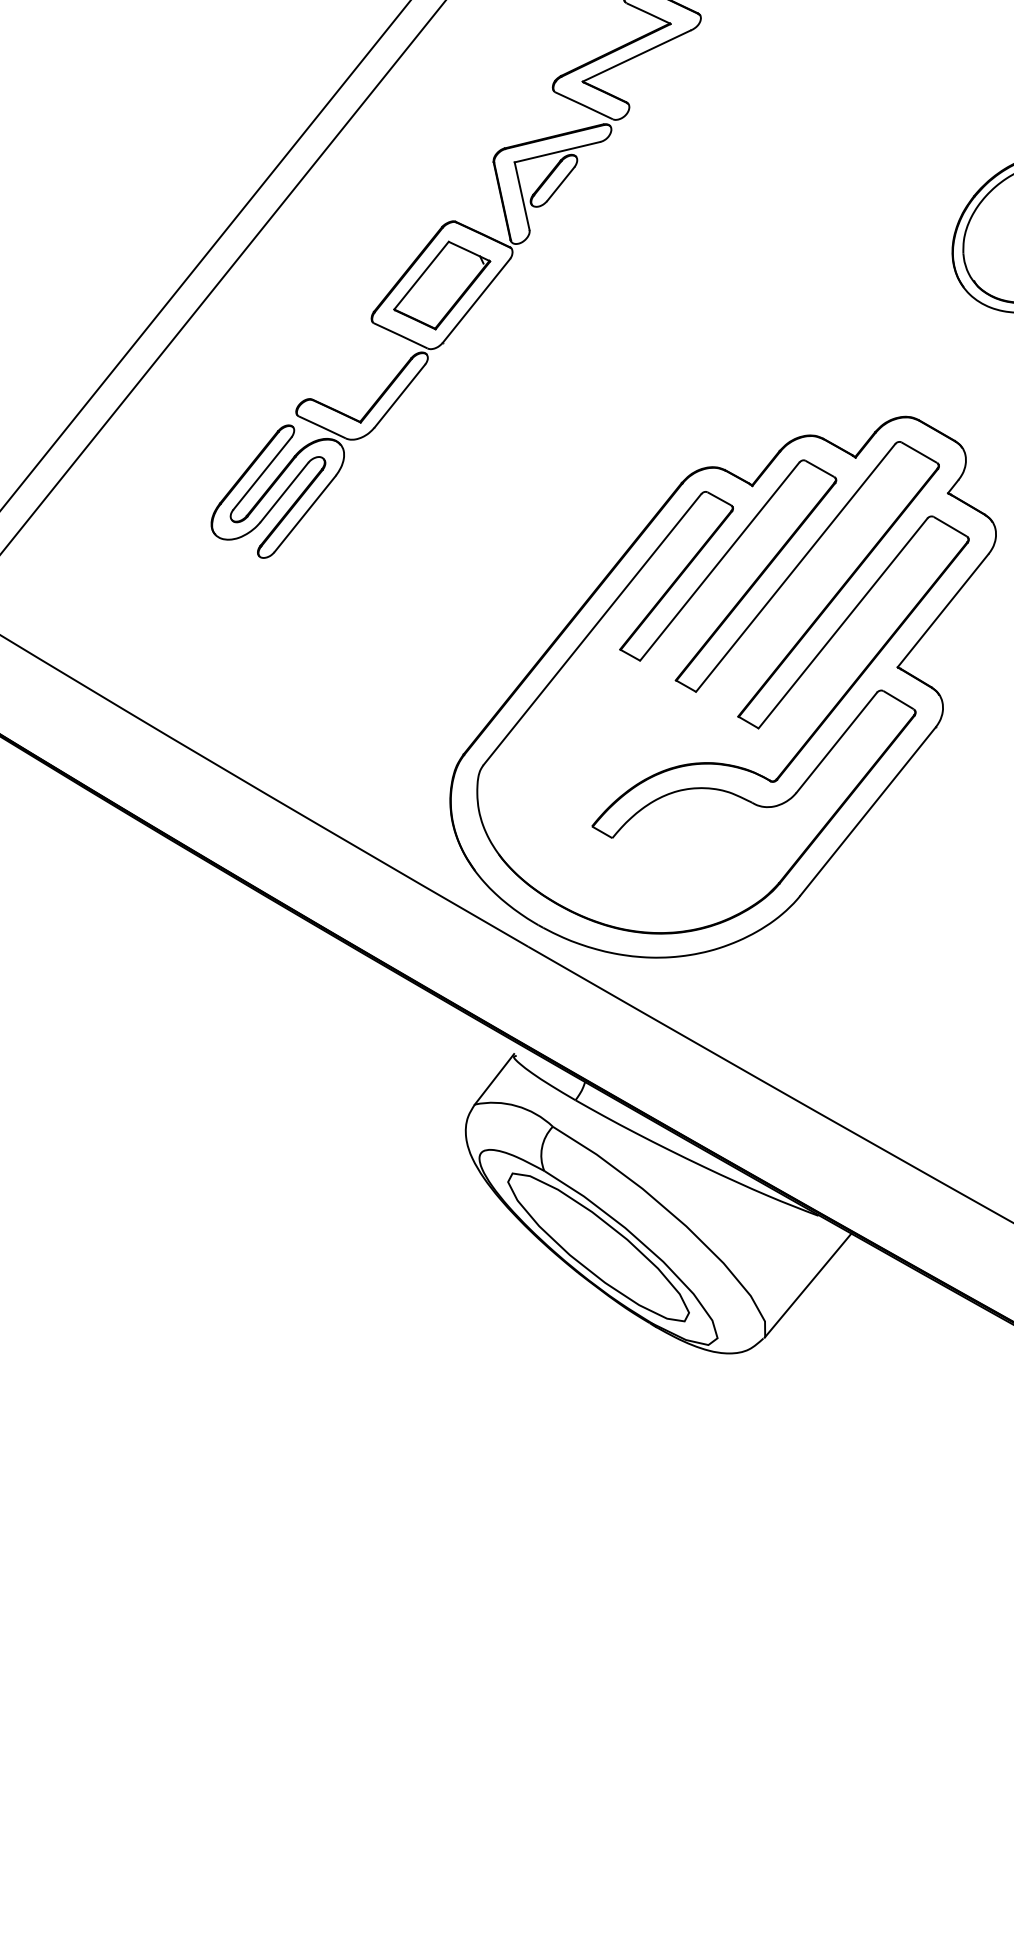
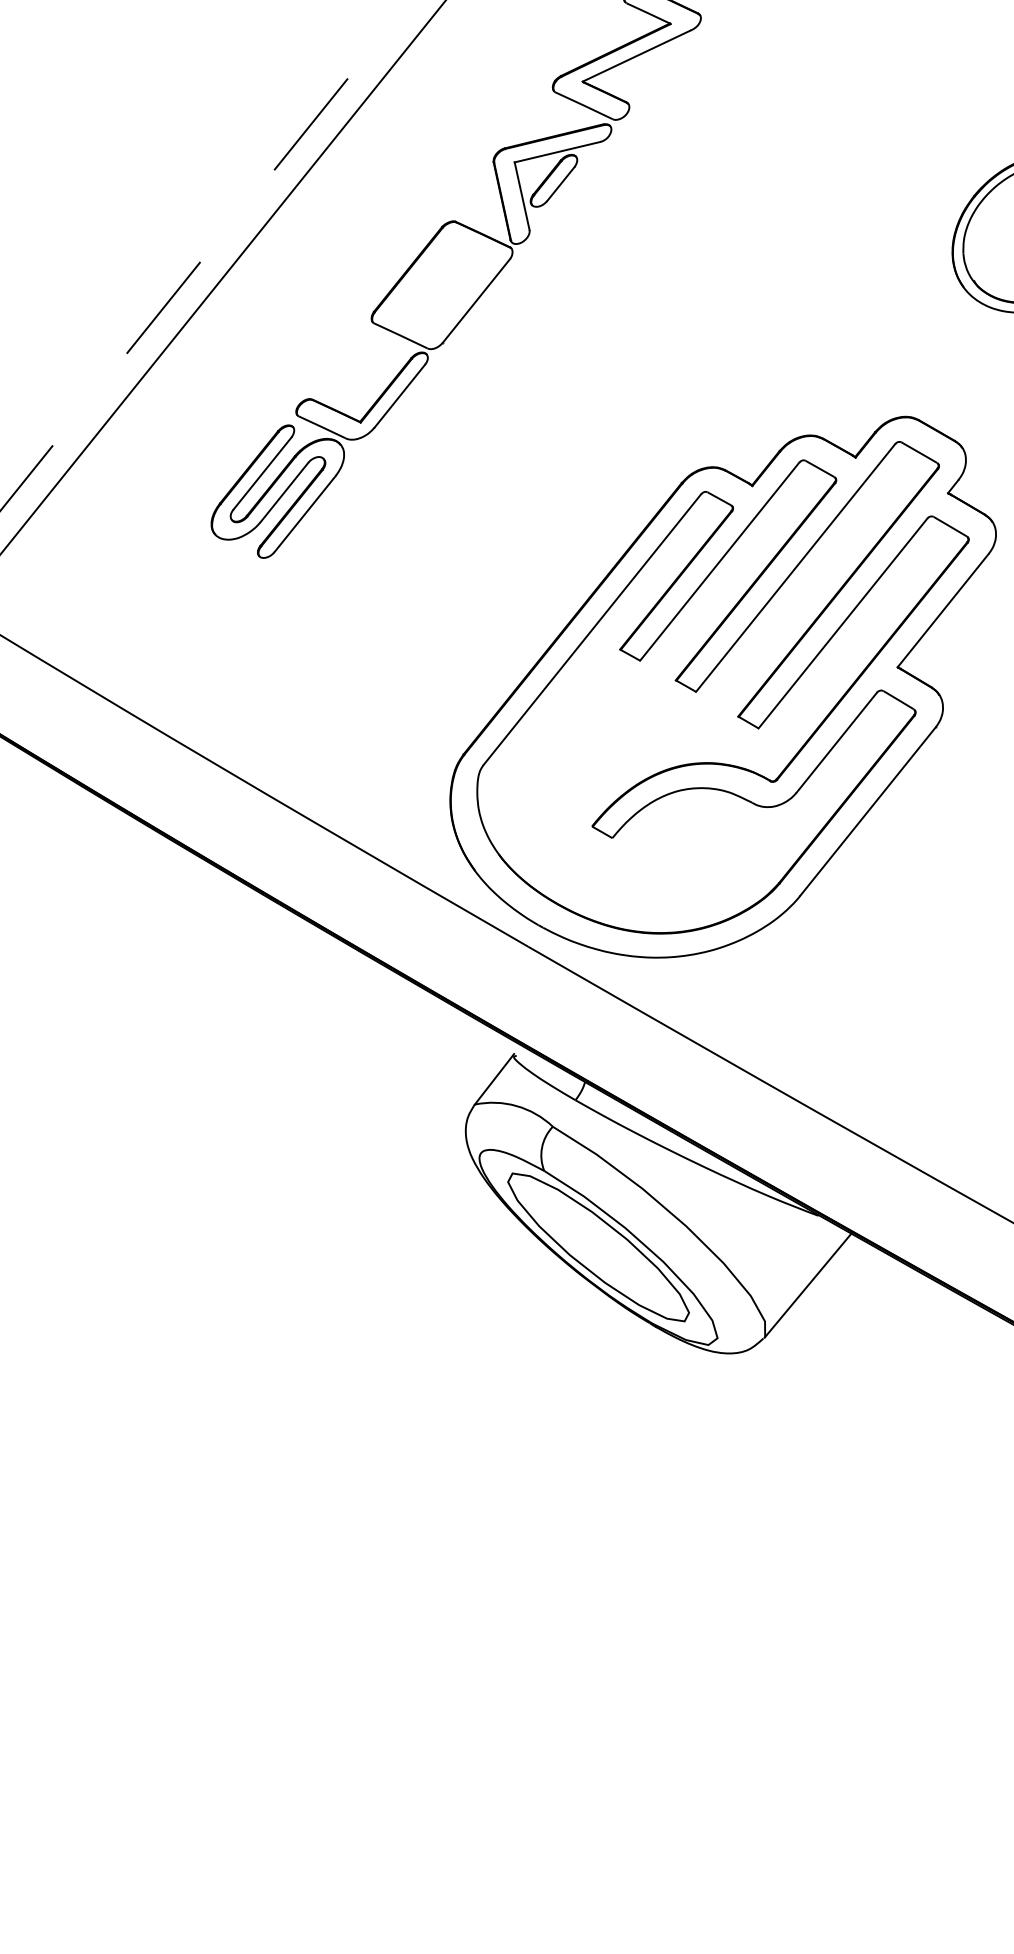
line: solid -> dashed (205, 256)
part: present -> none (442, 285)
